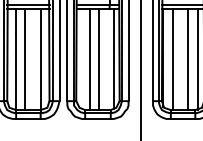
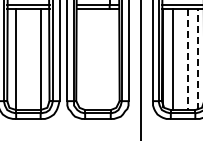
line: present -> none (114, 58)
line: present -> none (25, 59)
line: present -> none (89, 59)
line: present -> none (98, 59)
line: solid -> dashed (187, 59)
line: solid -> dashed (197, 59)
